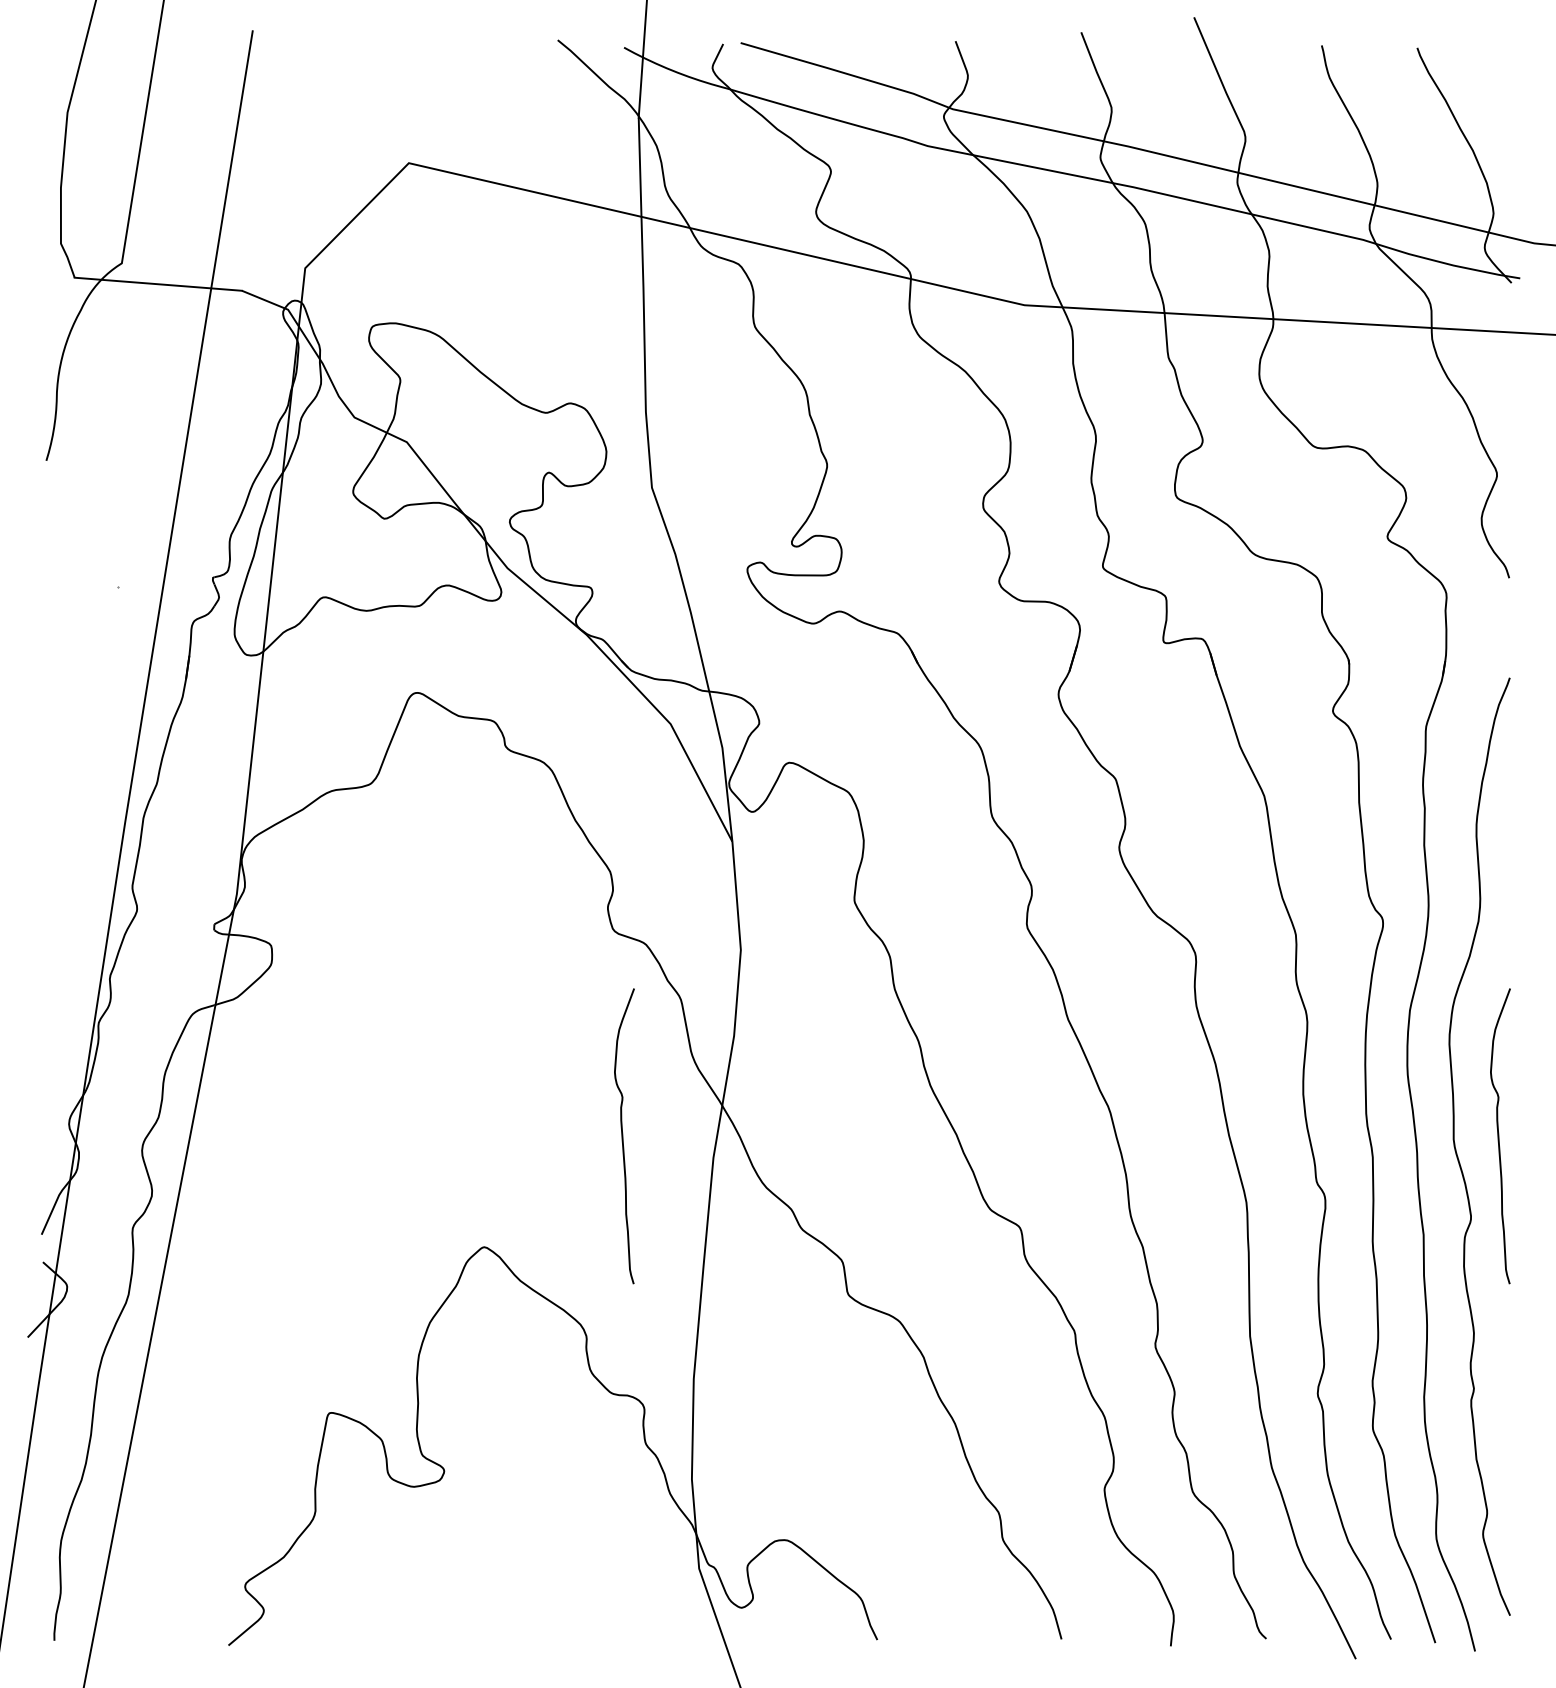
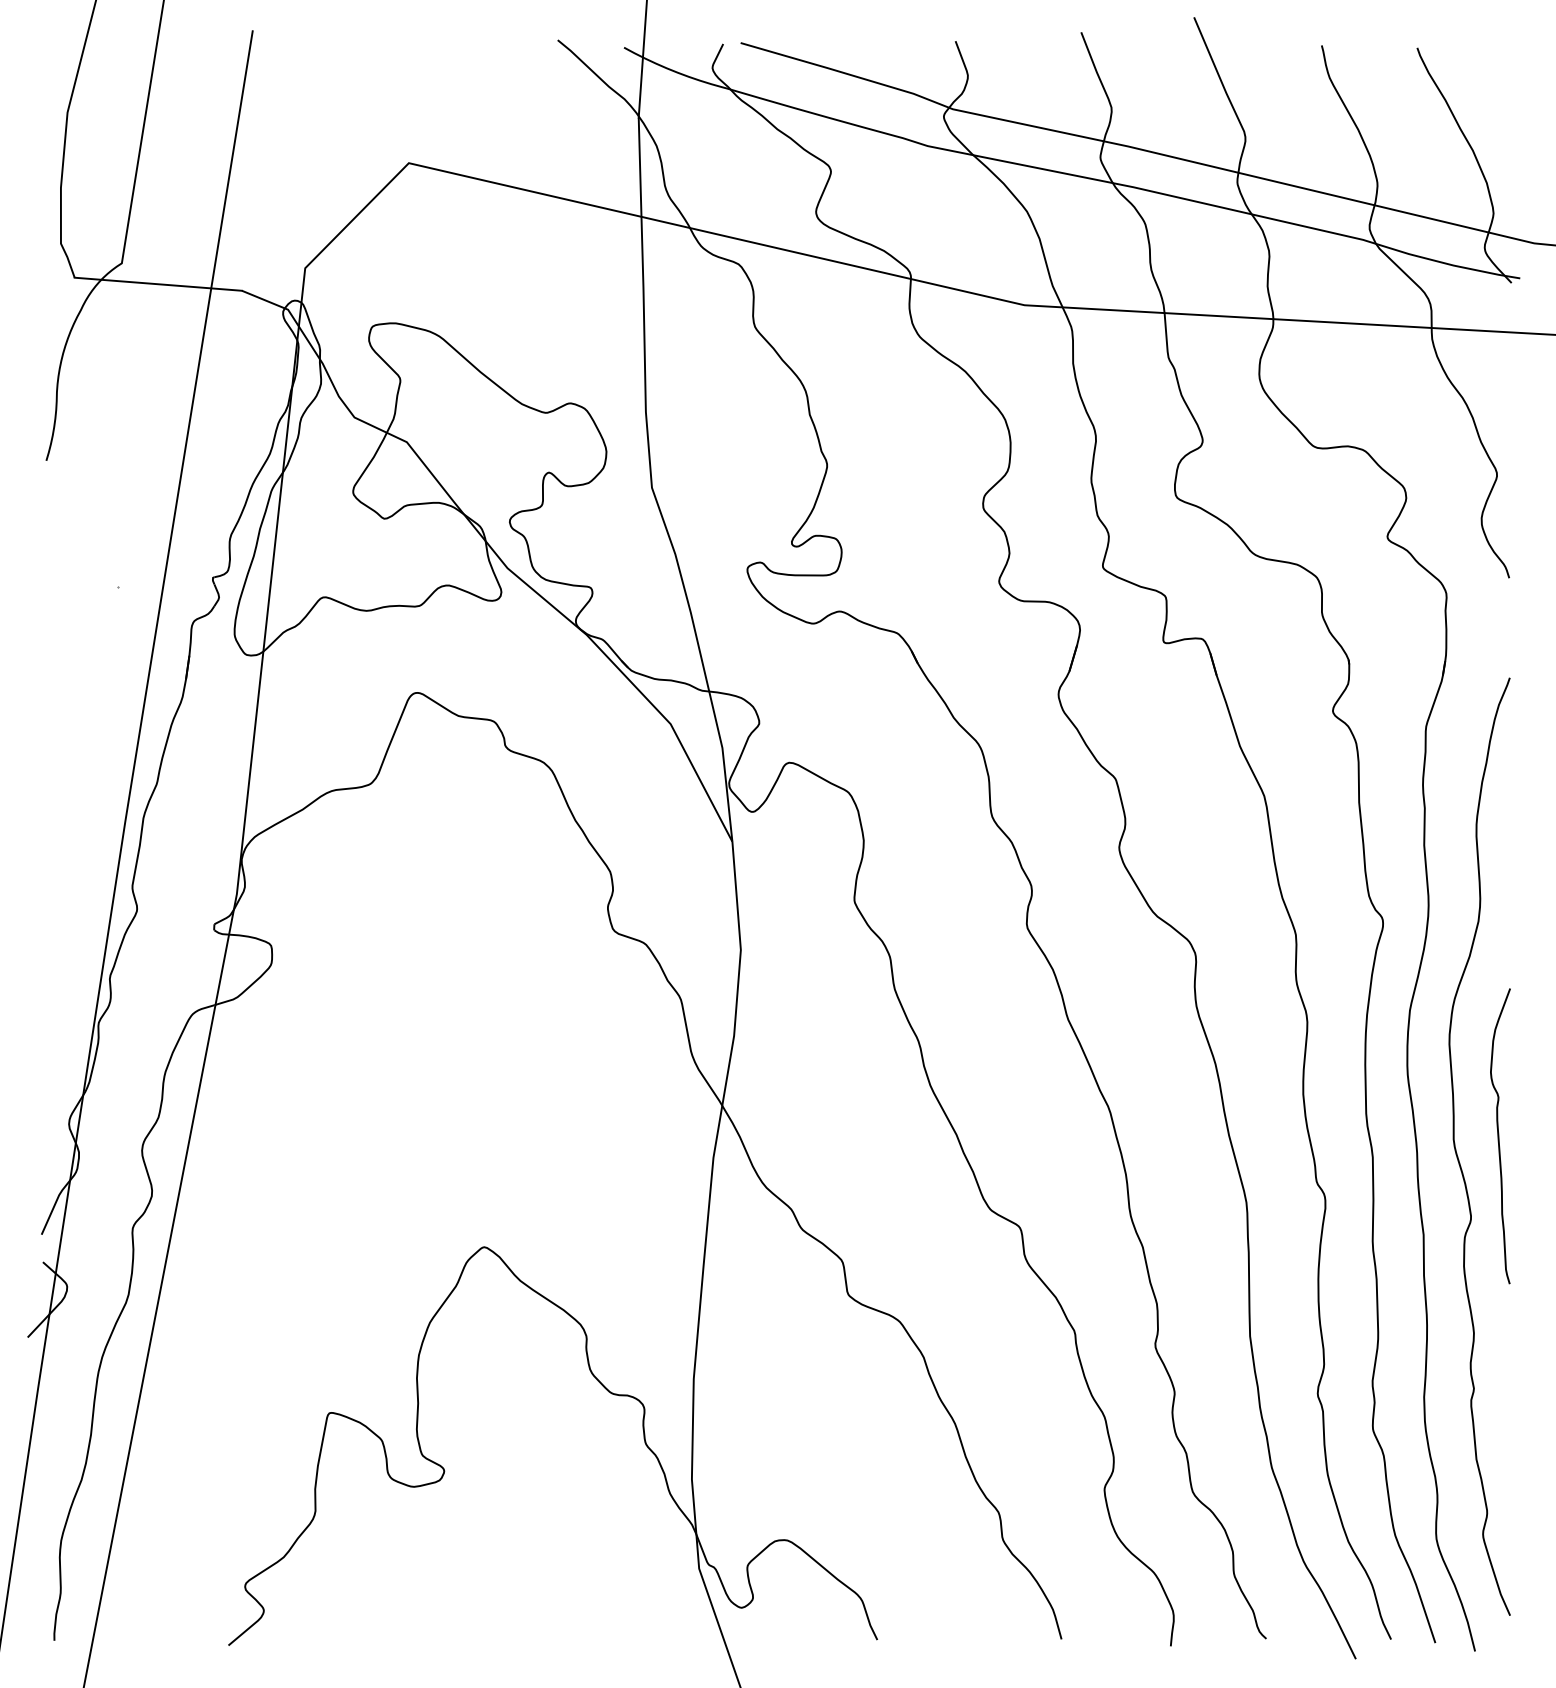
curve: present -> none (623, 1136)
